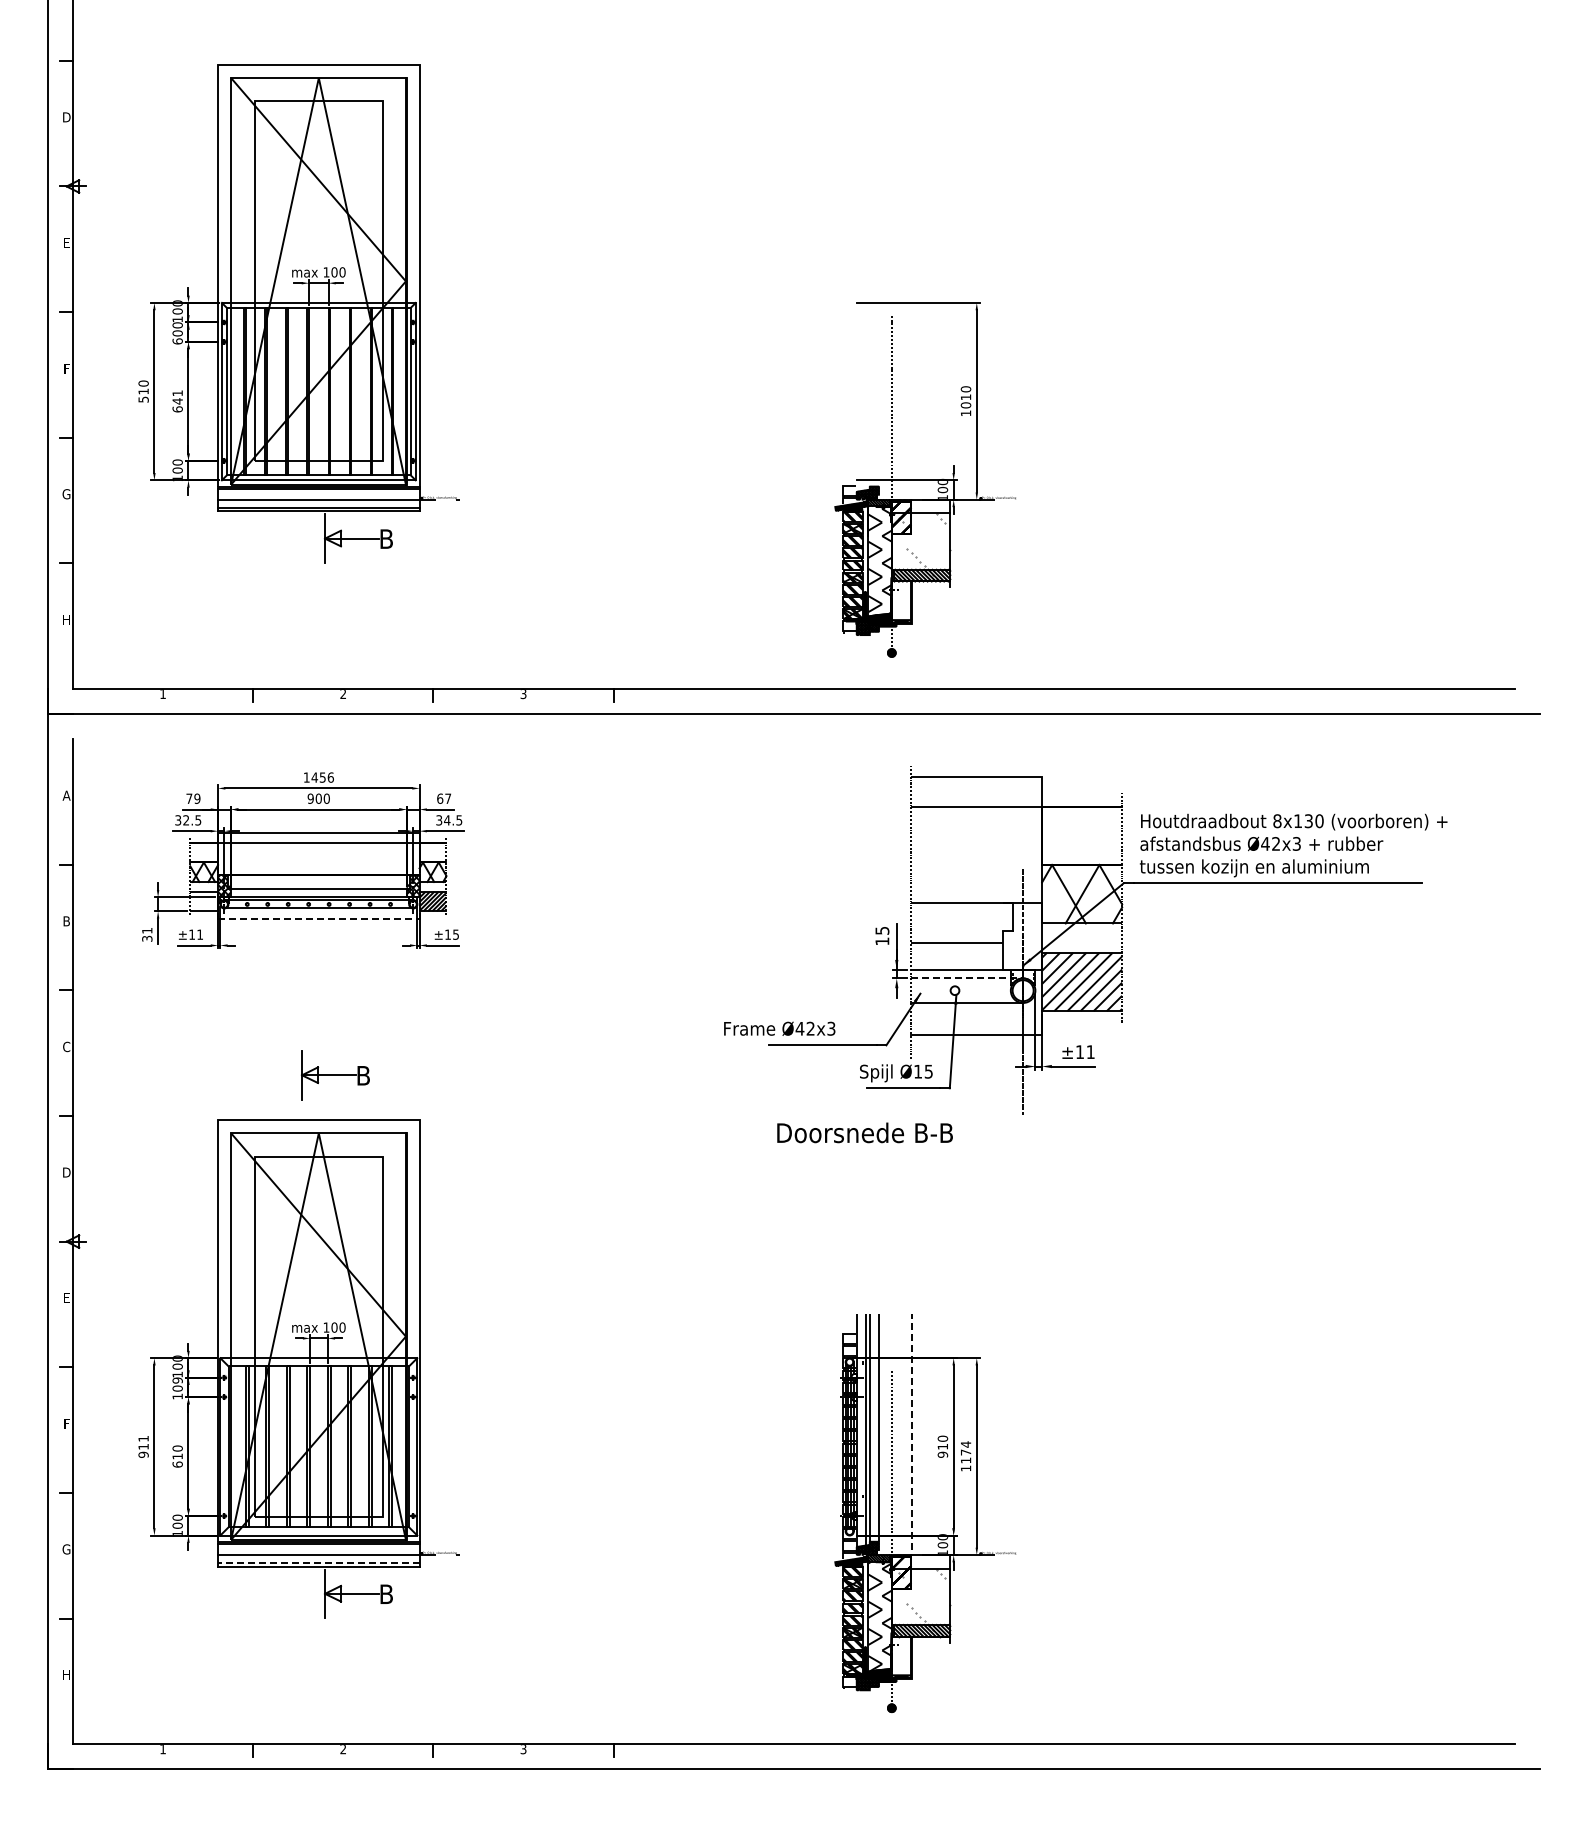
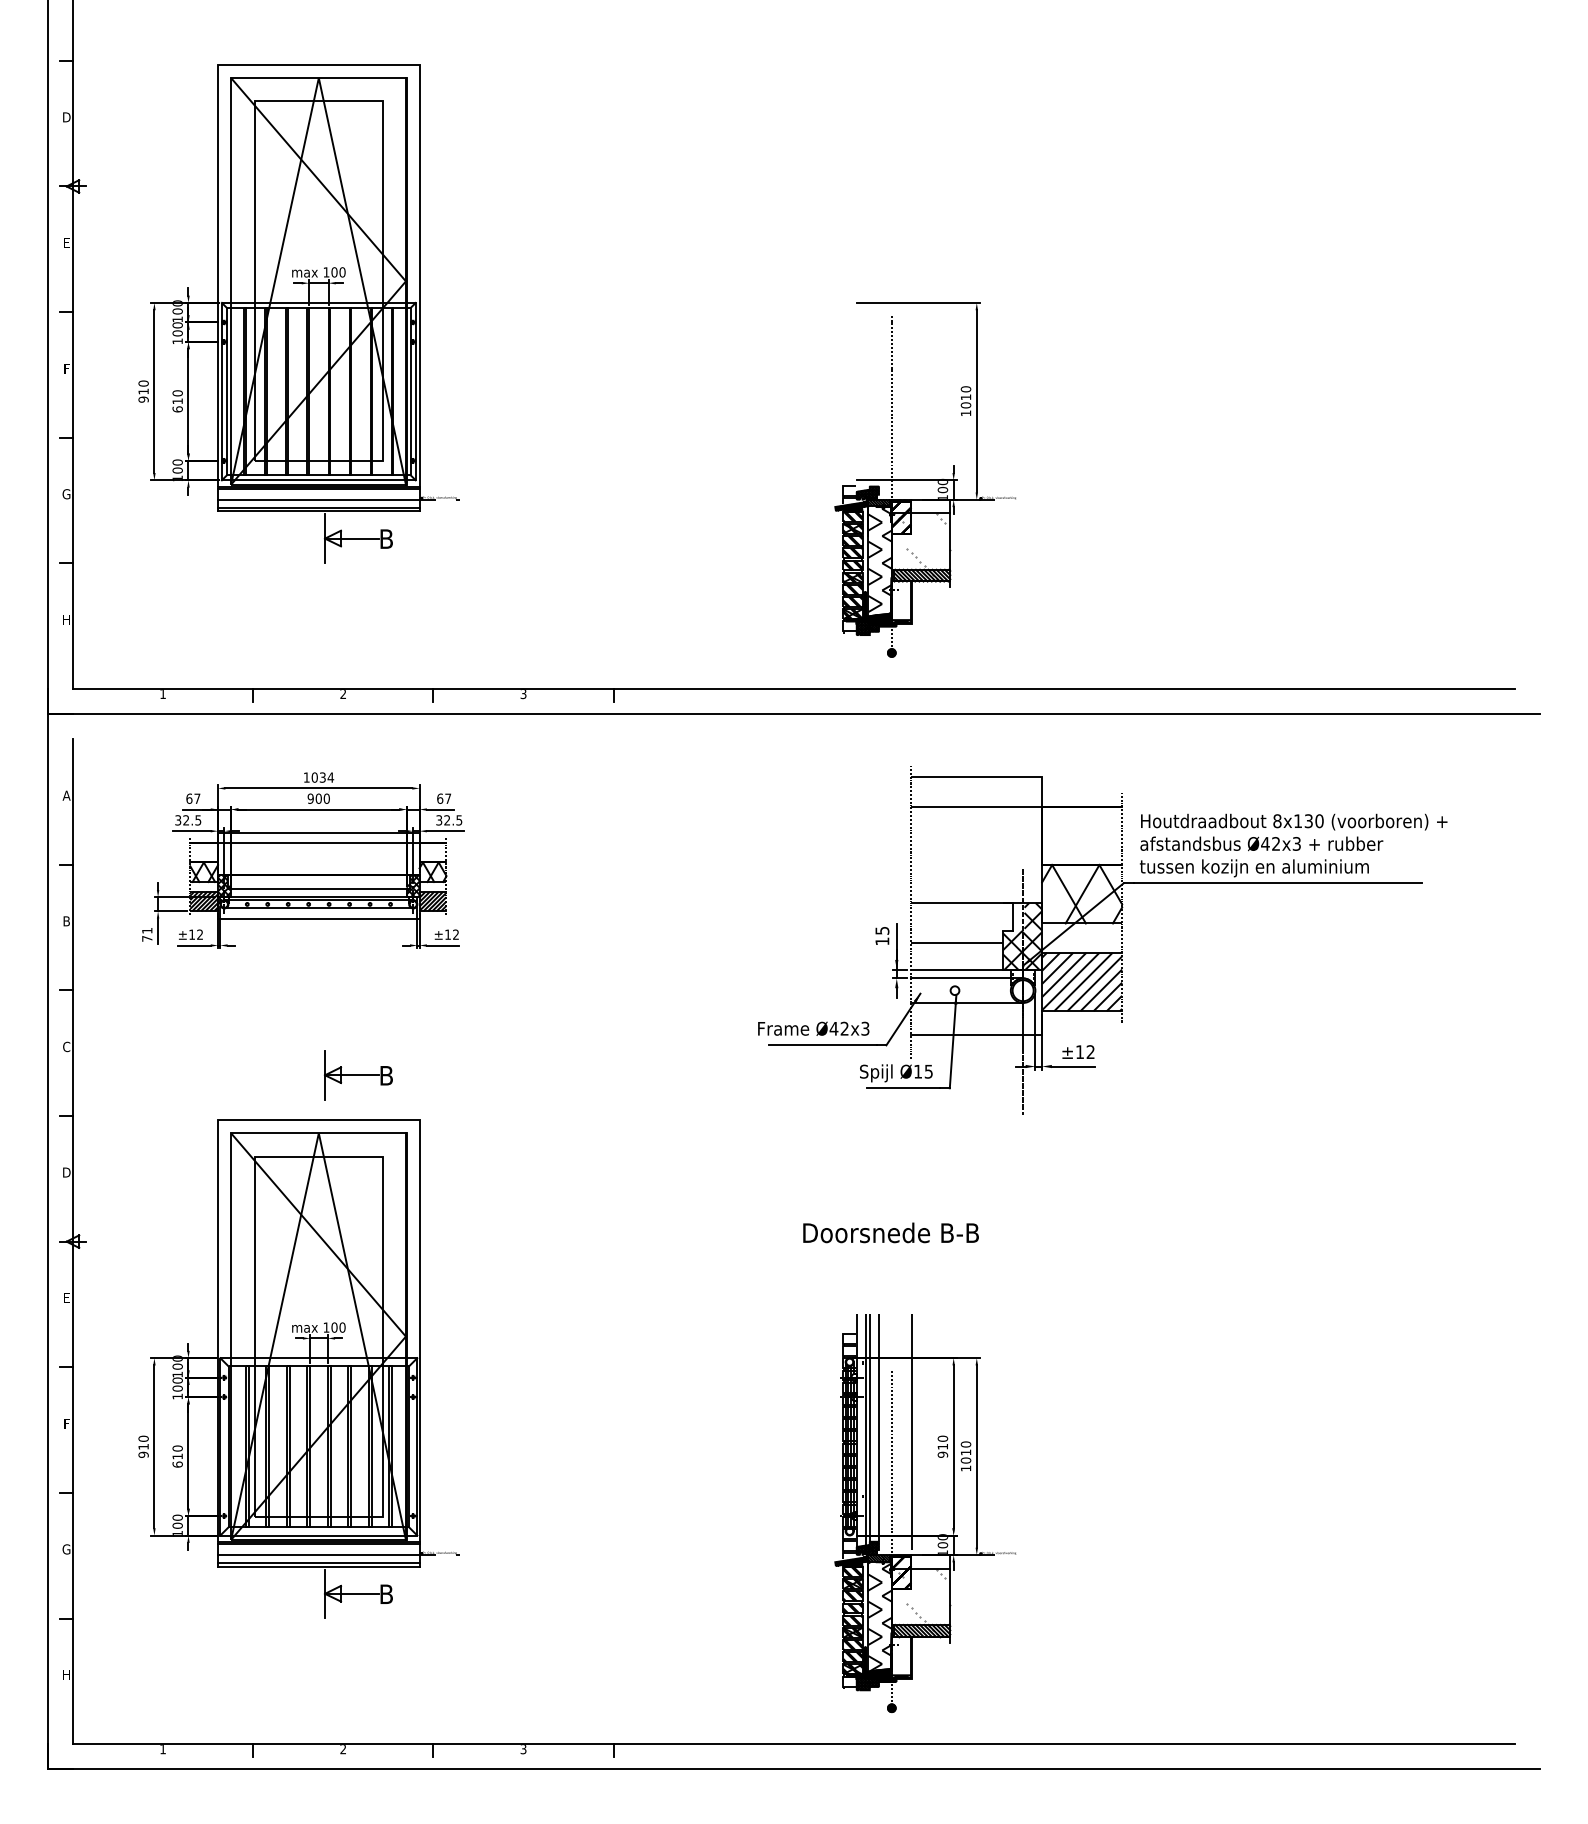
text: 600 -> 100 (177, 341)
text: 641 -> 610 (177, 397)
text: 510 -> 910 (143, 399)
text: 1456 -> 1034 (322, 777)
text: 79 -> 67 (193, 798)
text: 34.5 -> 32.5 (447, 820)
hatch: none -> present (204, 901)
line: dashed -> solid (318, 919)
text: ±11 -> ±12 (199, 934)
text: ±15 -> ±12 (455, 934)
hatch: none -> present (1022, 936)
text: 31 -> 71 (147, 938)
line: dashed -> solid (967, 978)
text position: (779, 1028) -> (813, 1028) (813, 1028)
text: ±11 -> ±12 (1090, 1051)
part position: (335, 1075) -> (358, 1075) (358, 1075)
text position: (864, 1132) -> (890, 1232) (890, 1232)
text: 109 -> 100 (177, 1380)
line: dashed -> solid (911, 1431)
text: 911 -> 910 (143, 1438)
text: 1174 -> 1010 (965, 1452)
line: dashed -> solid (318, 1562)
